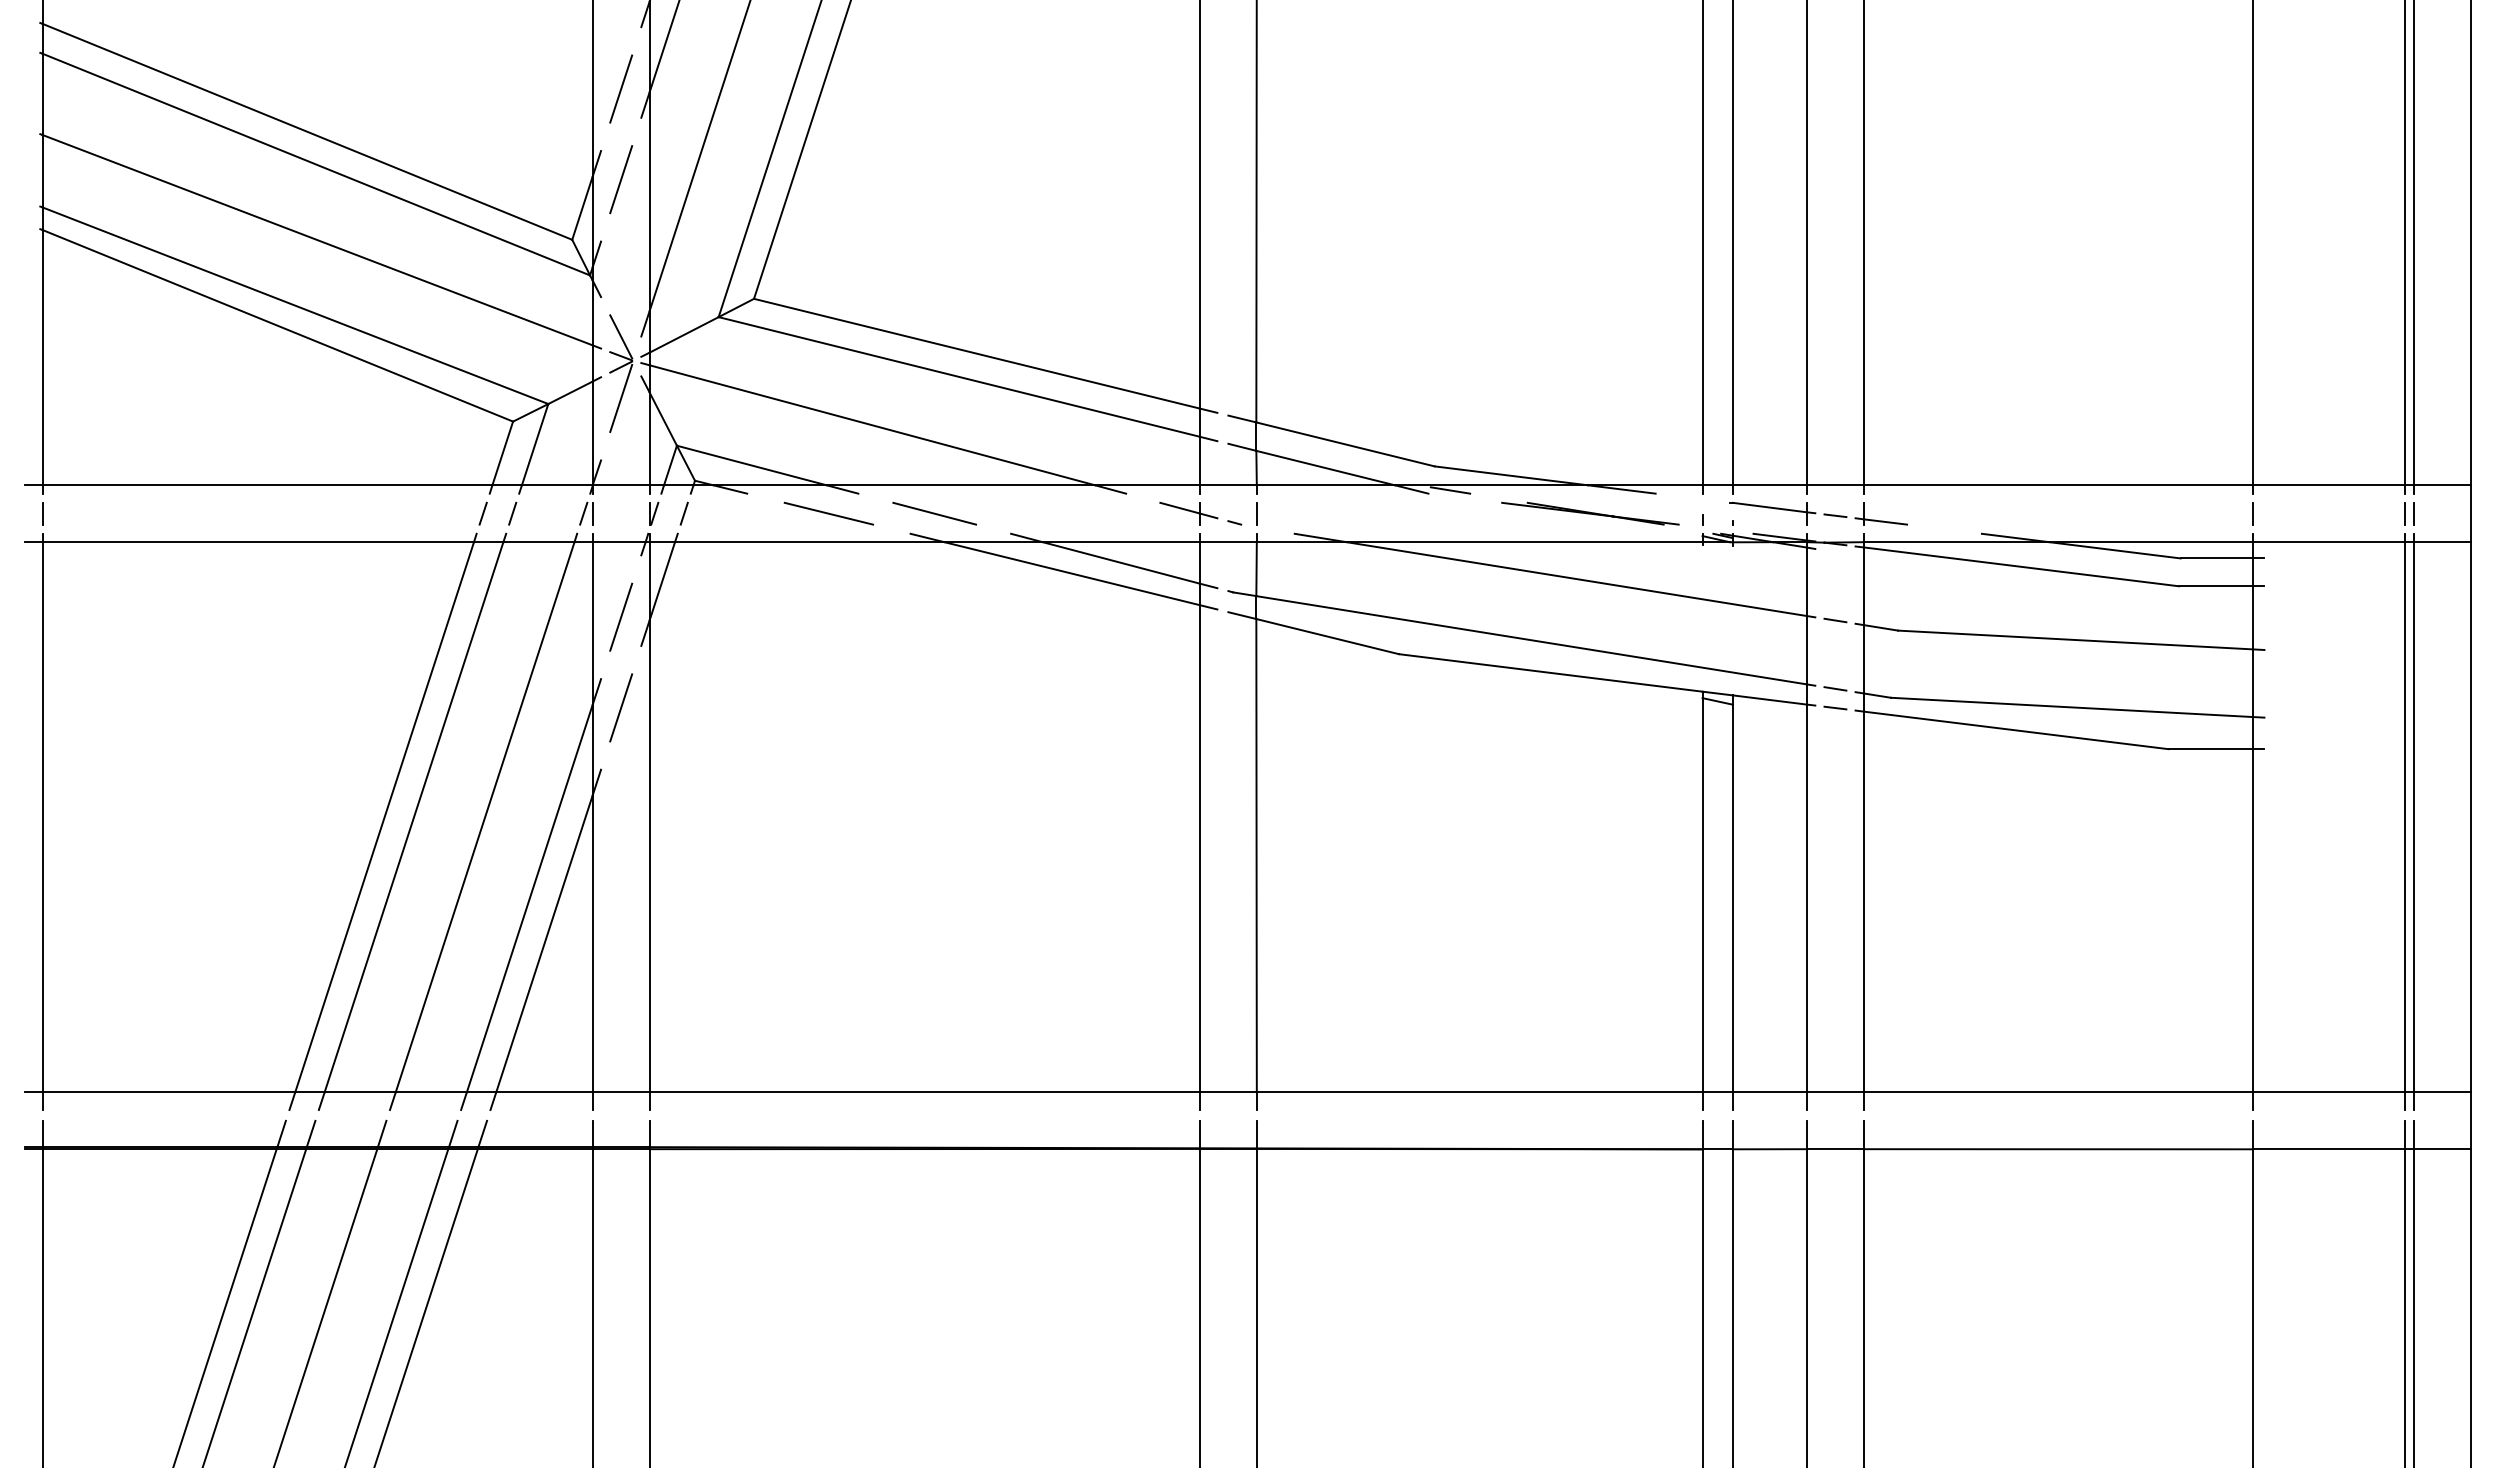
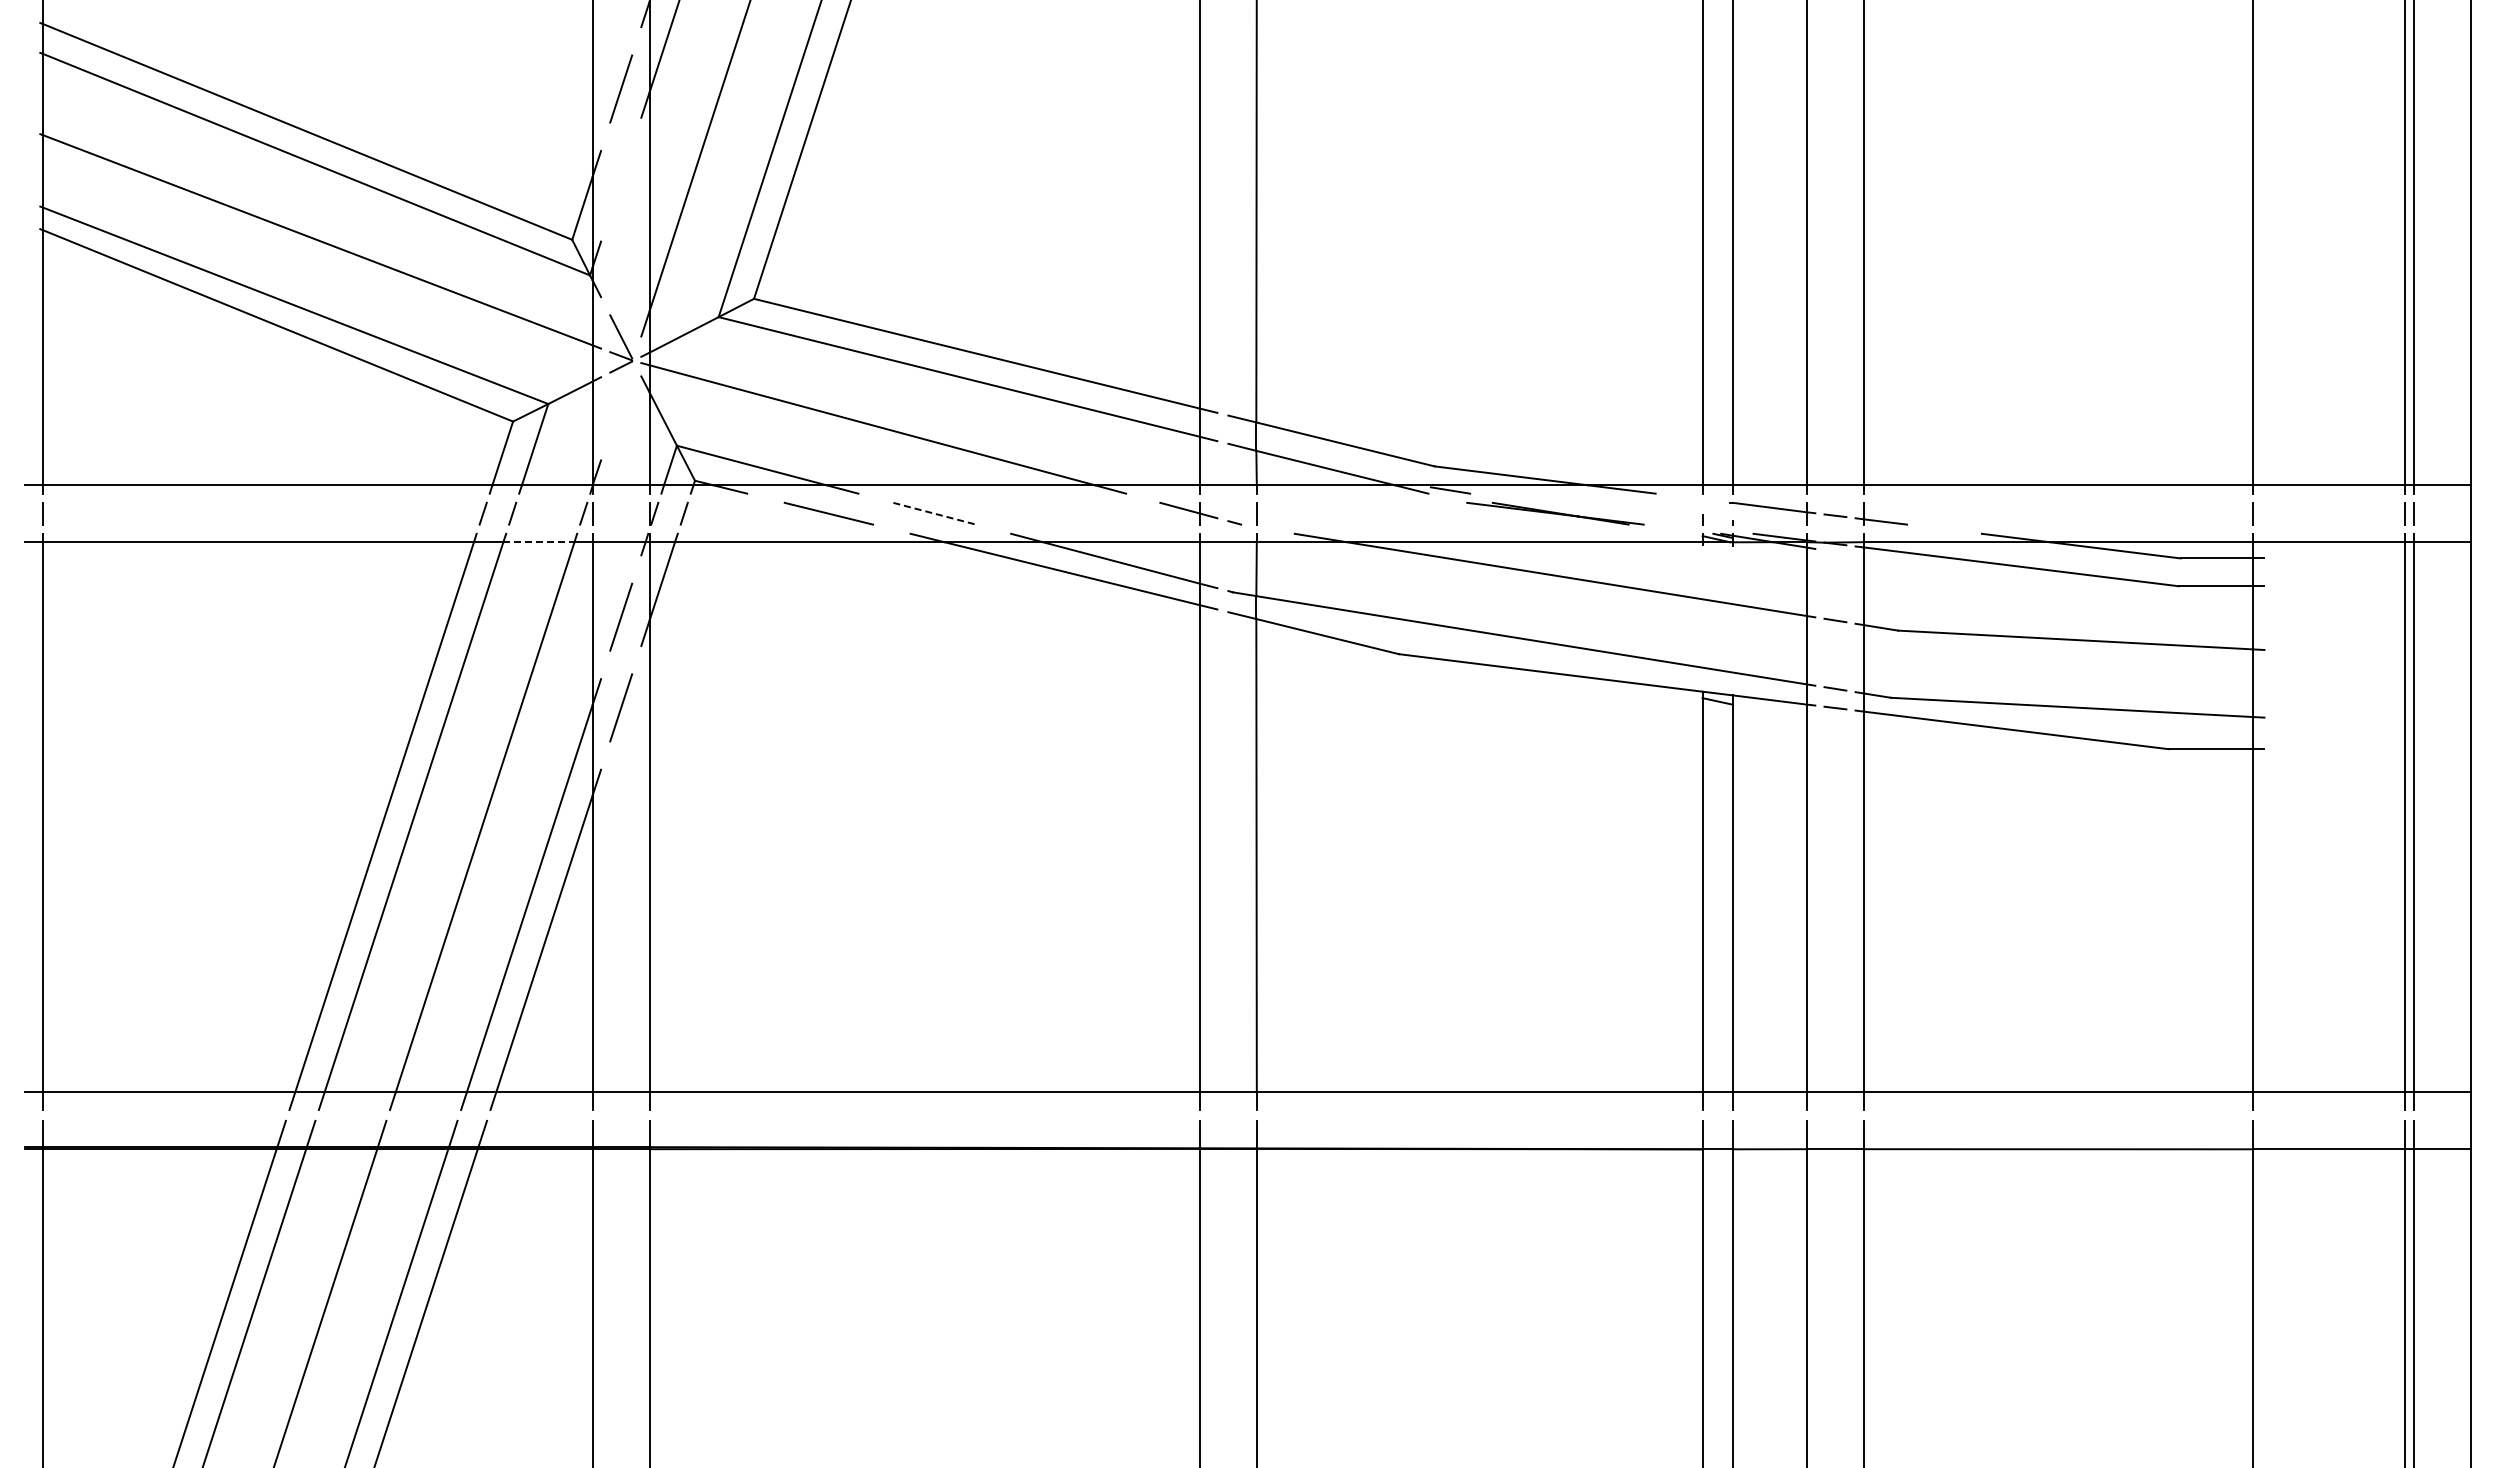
line: present -> none (621, 179)
line: present -> none (621, 397)
line: solid -> dashed (934, 513)
part position: (1590, 513) -> (1555, 513) (1555, 513)
line: solid -> dashed (538, 542)
